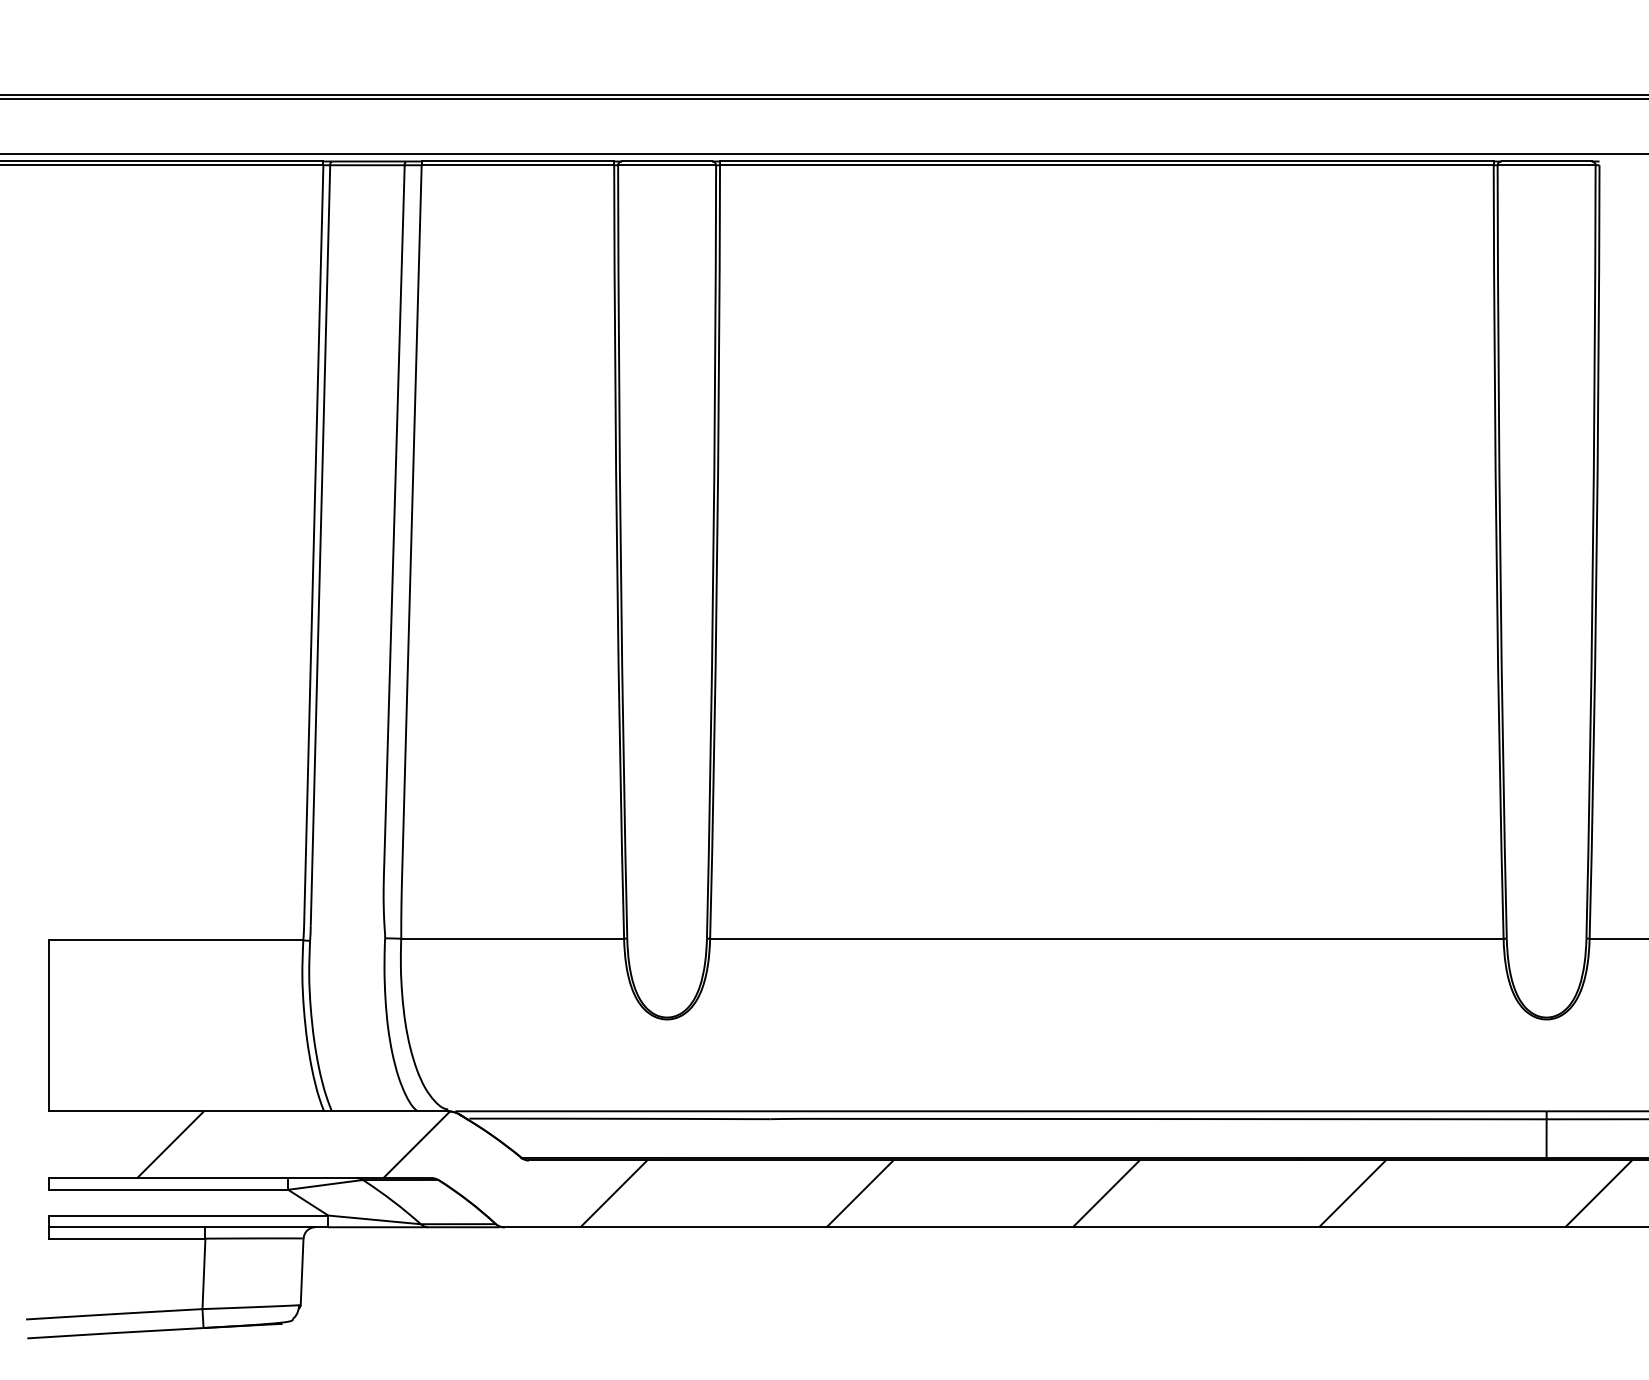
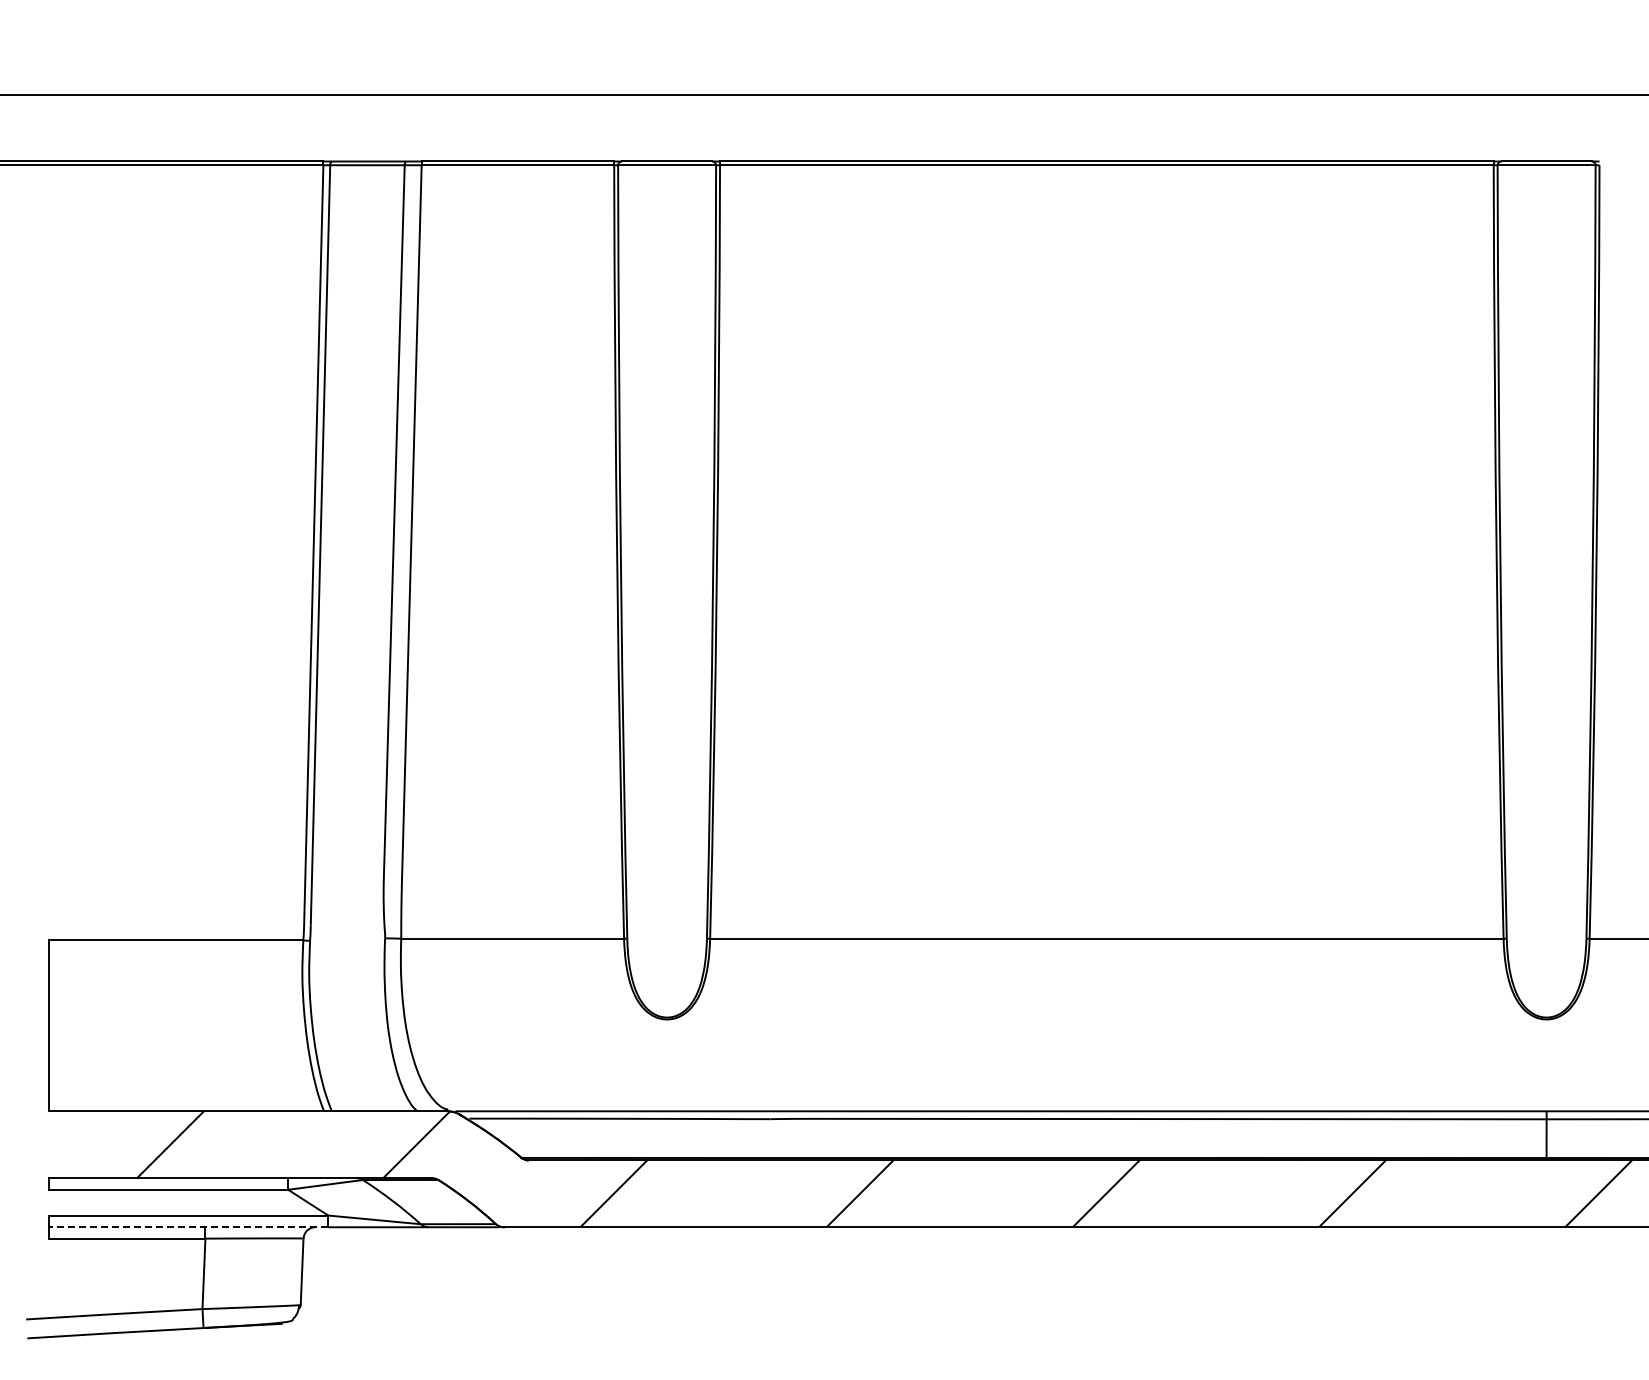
line: present -> none (823, 98)
line: present -> none (823, 153)
line: solid -> dashed (188, 1227)
